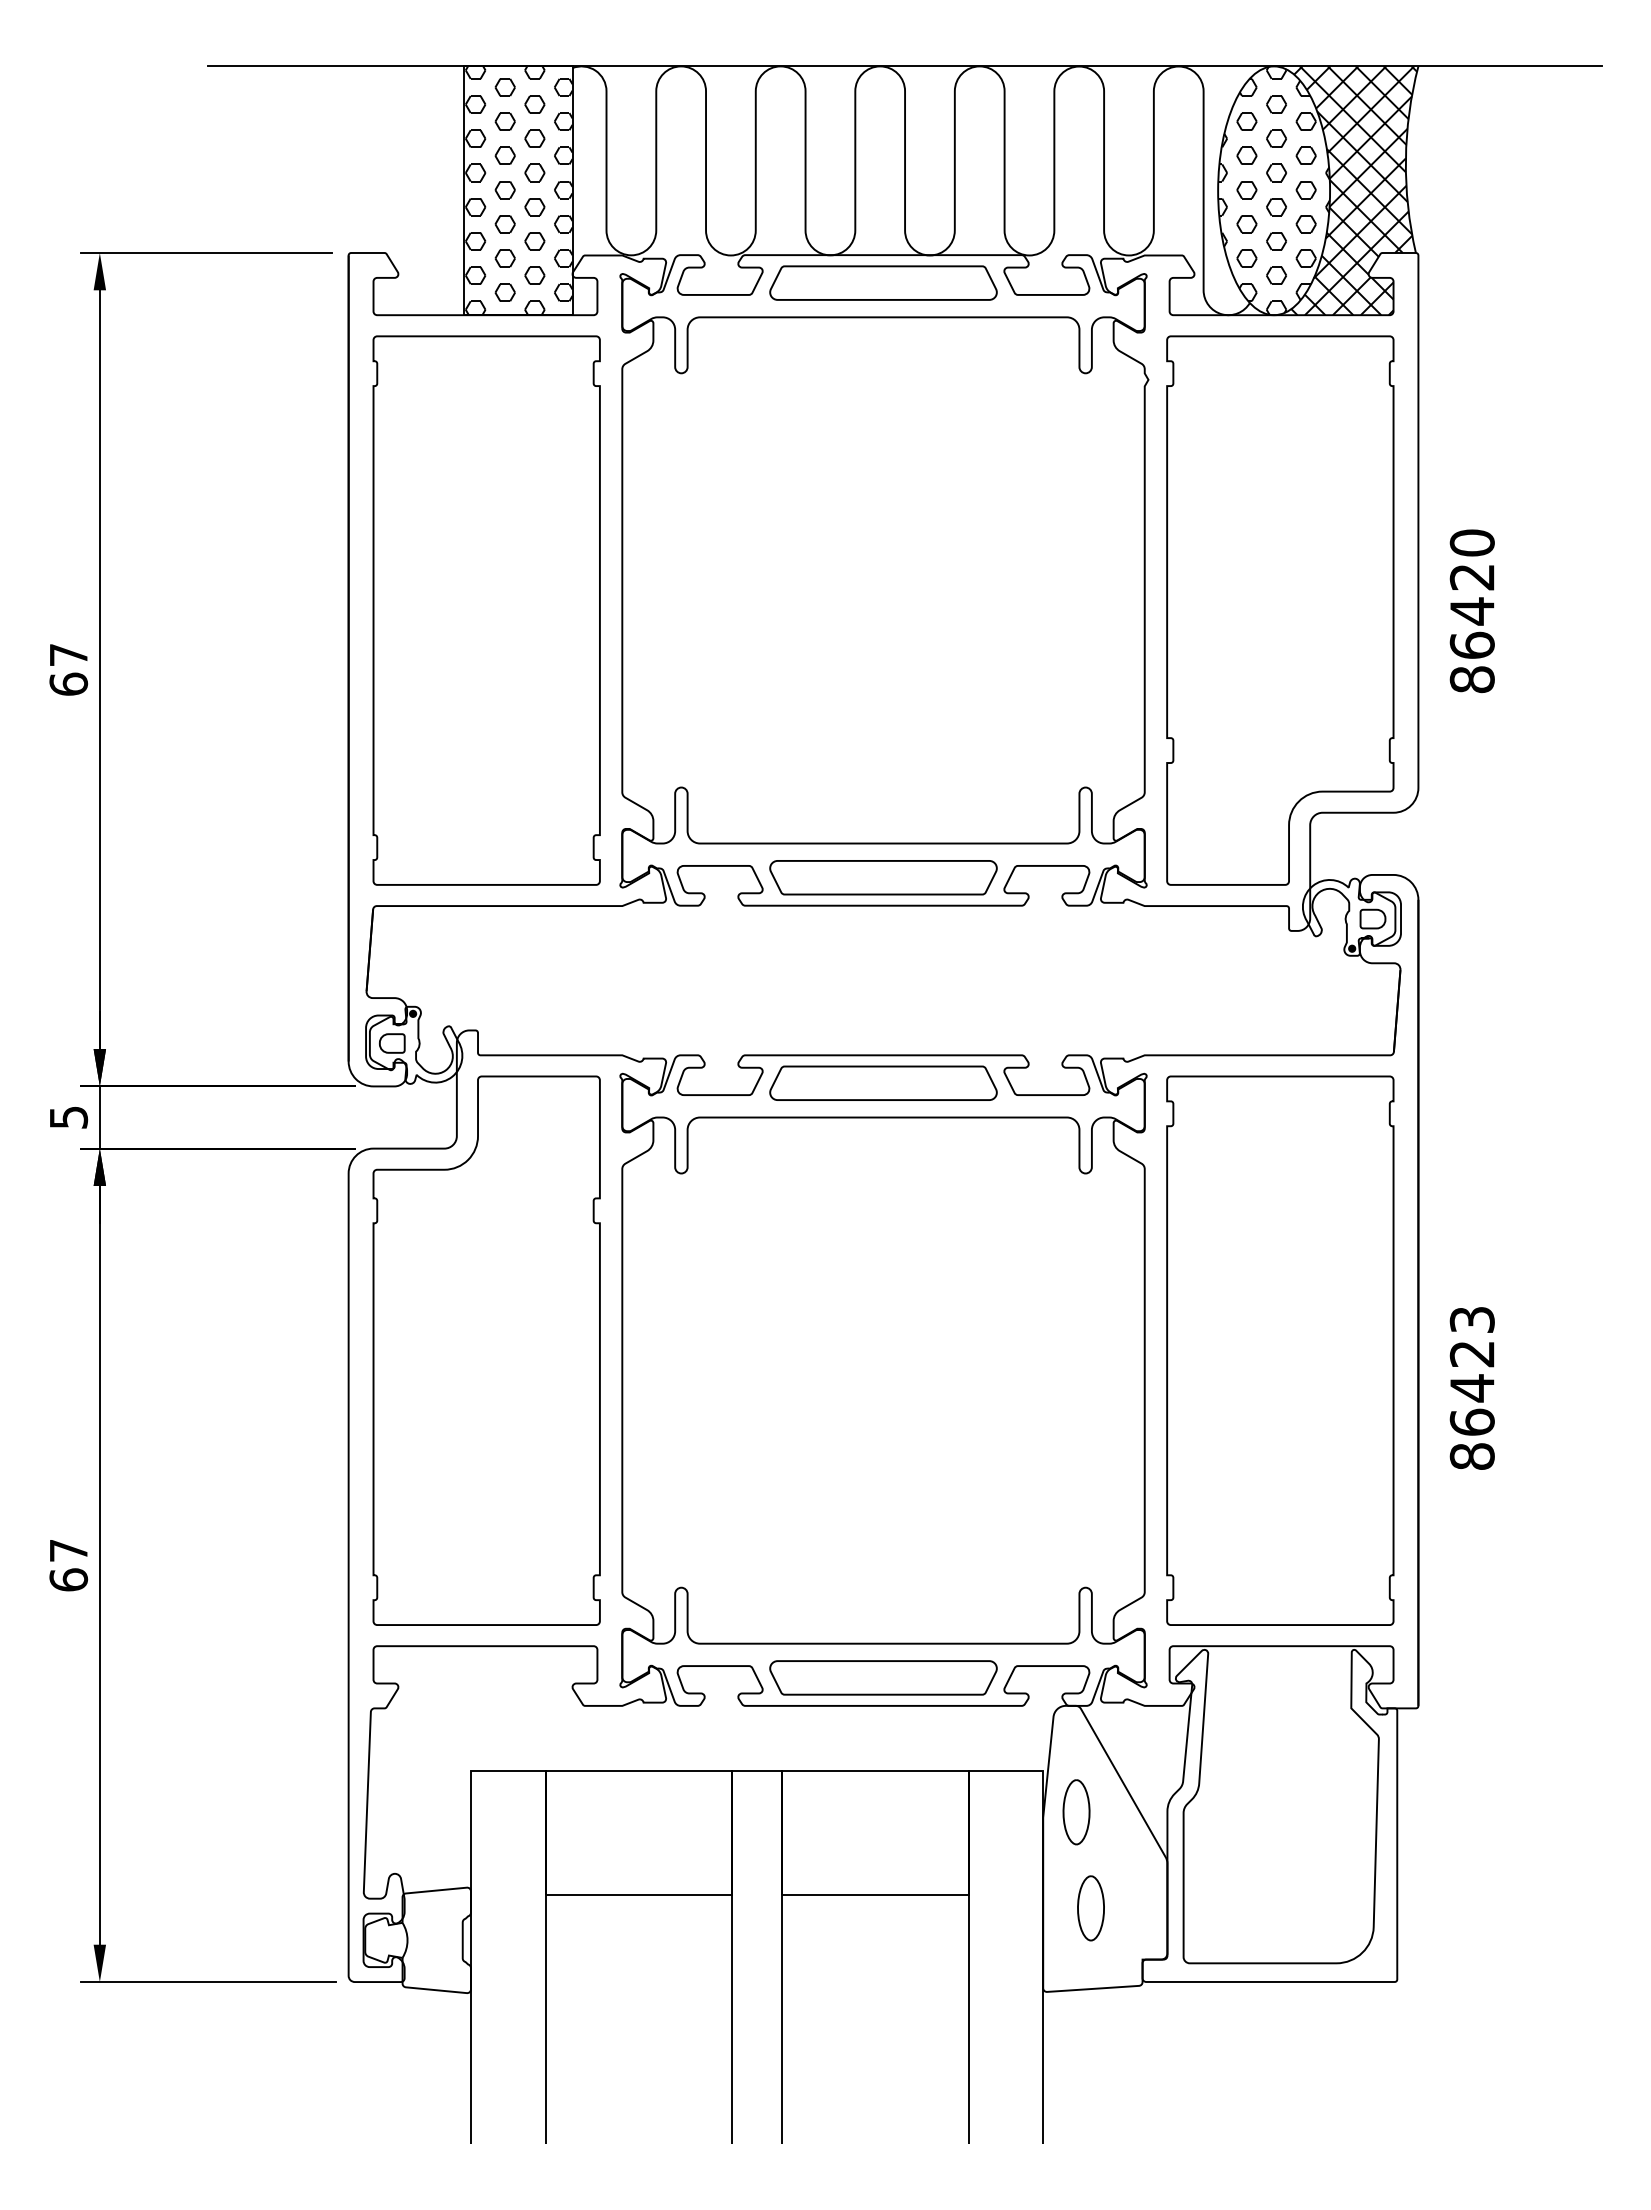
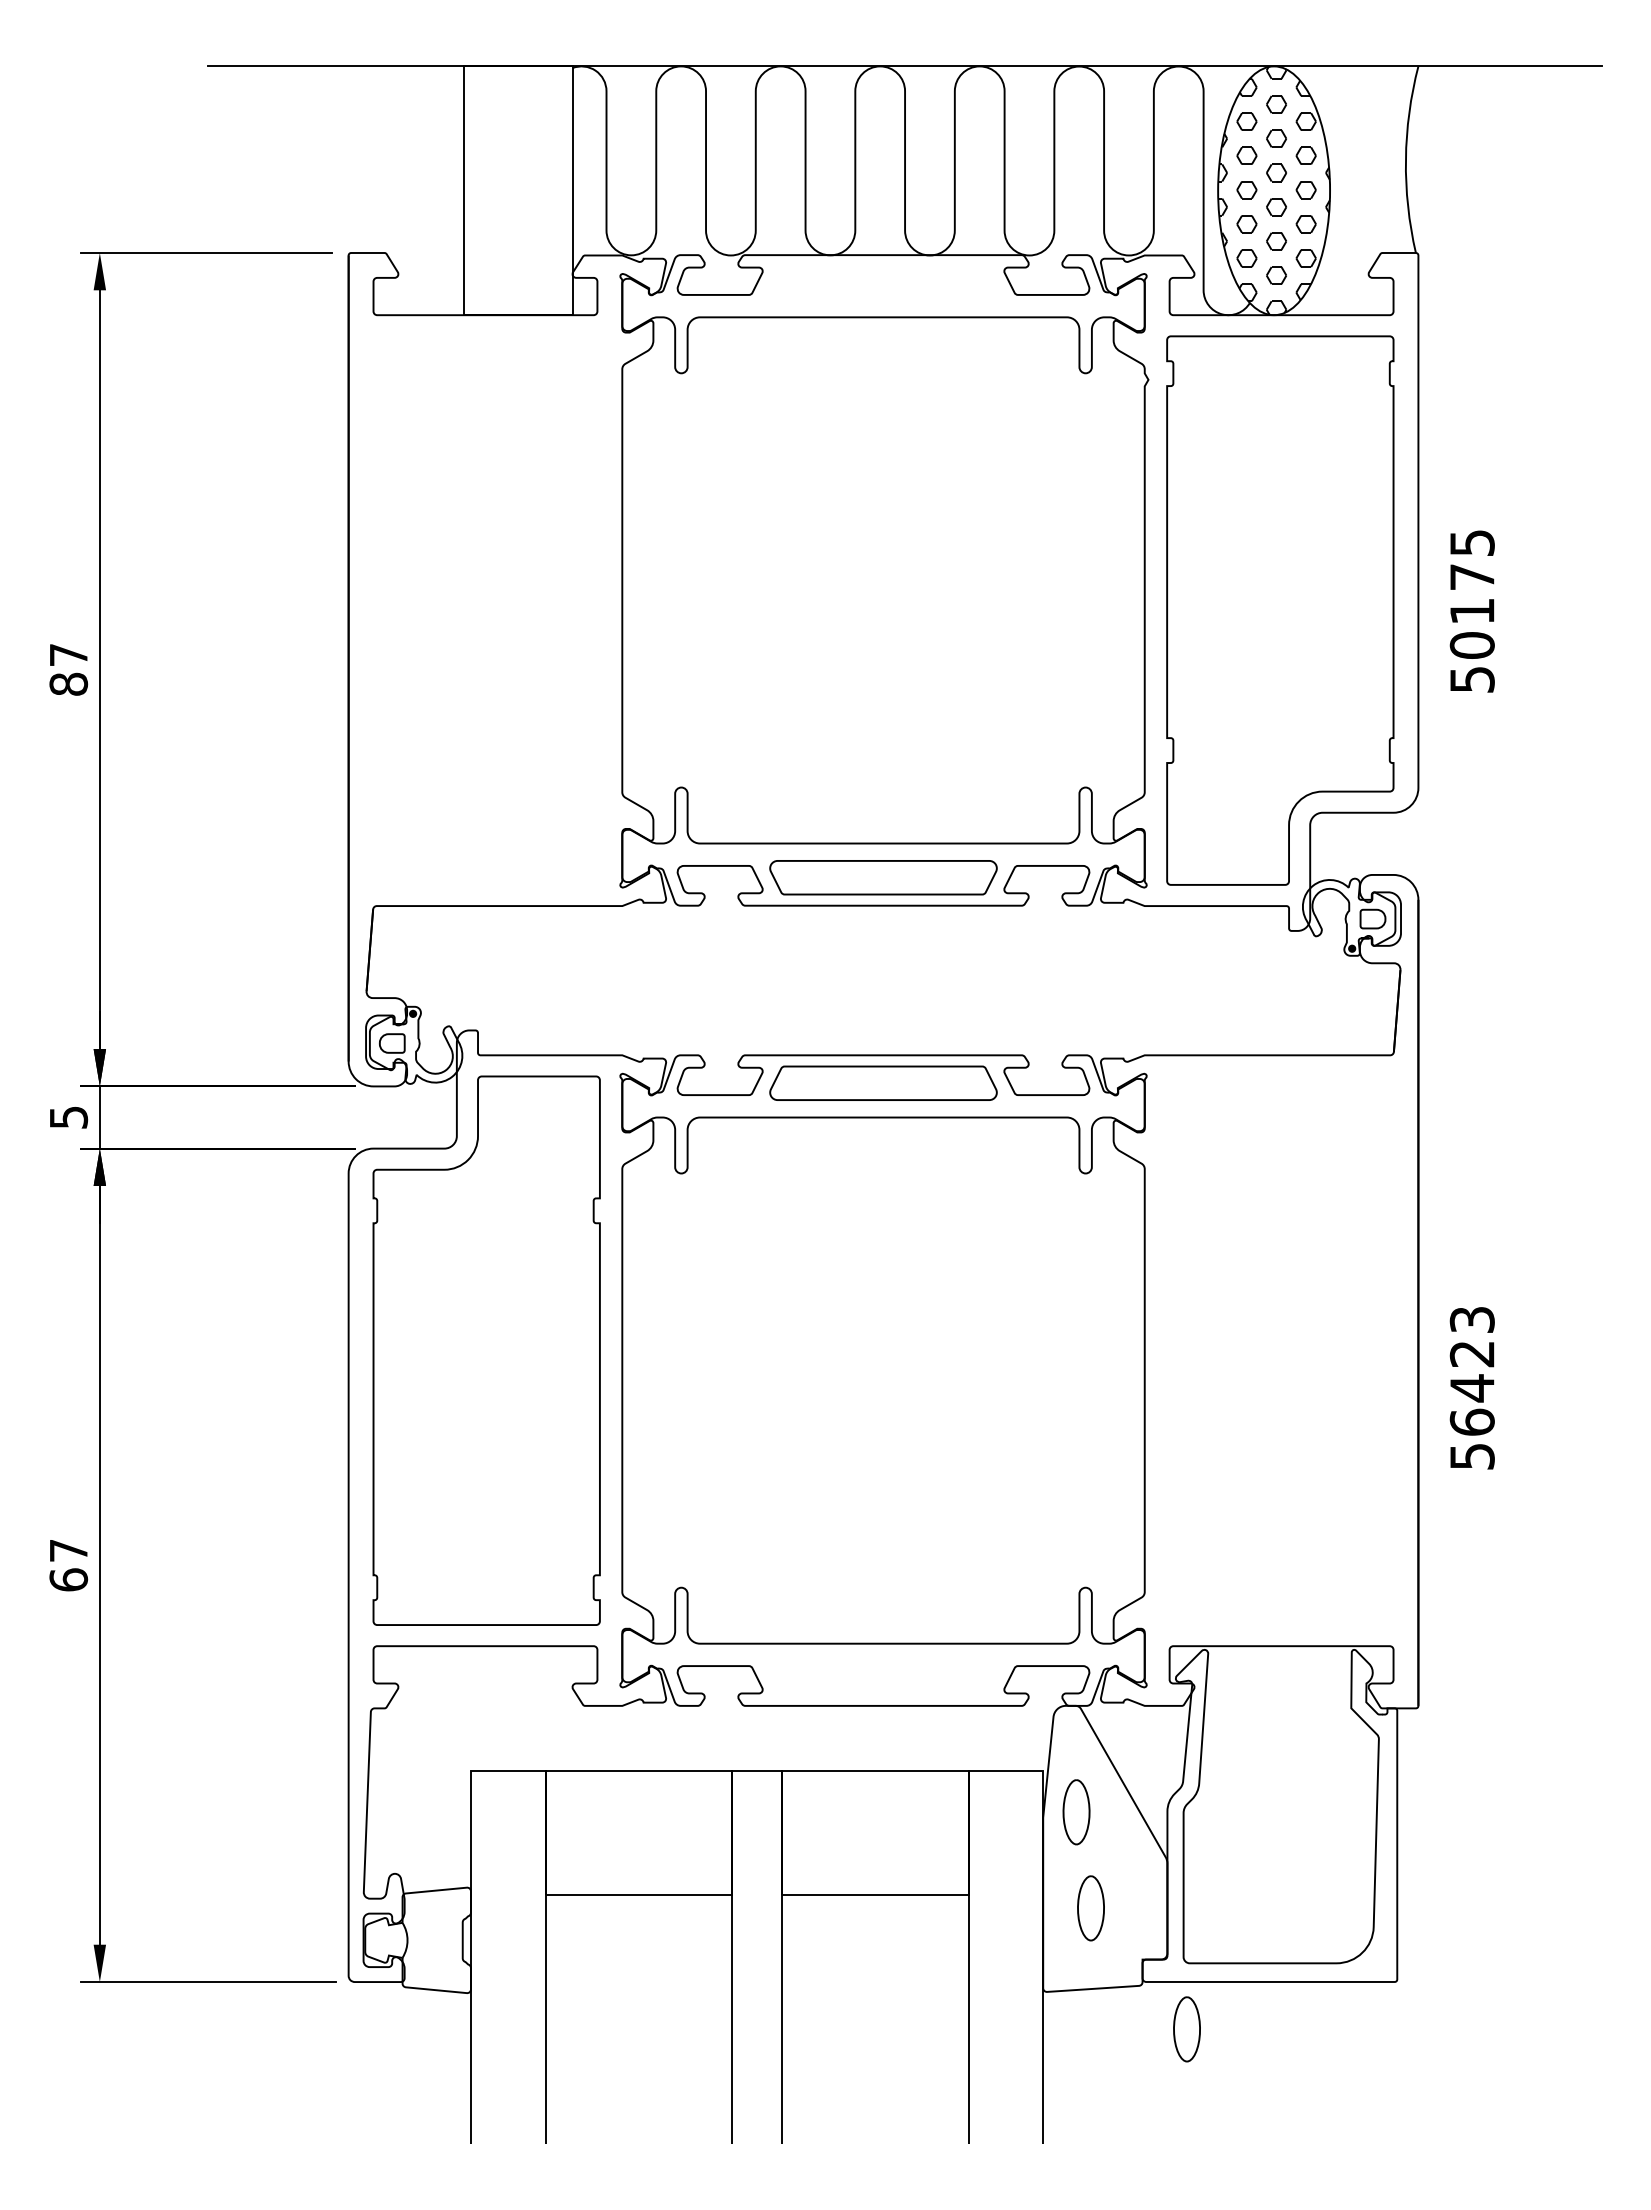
hatch: present -> none (518, 190)
hatch: present -> none (1345, 190)
curve: present -> none (883, 267)
part: present -> none (486, 610)
text: 86420 -> 50175 (1471, 611)
text: 67 -> 87 (68, 683)
part: present -> none (1280, 1350)
text: 86423 -> 56423 (1471, 1456)
curve: present -> none (883, 1661)
part: none -> present (1186, 2029)
